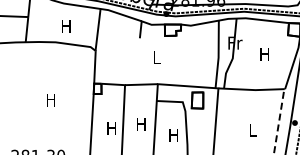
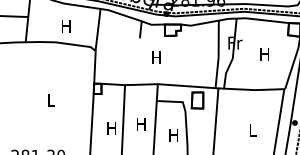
text: L -> H (156, 57)
text: H -> L (50, 100)
line: dashed -> solid (279, 121)
